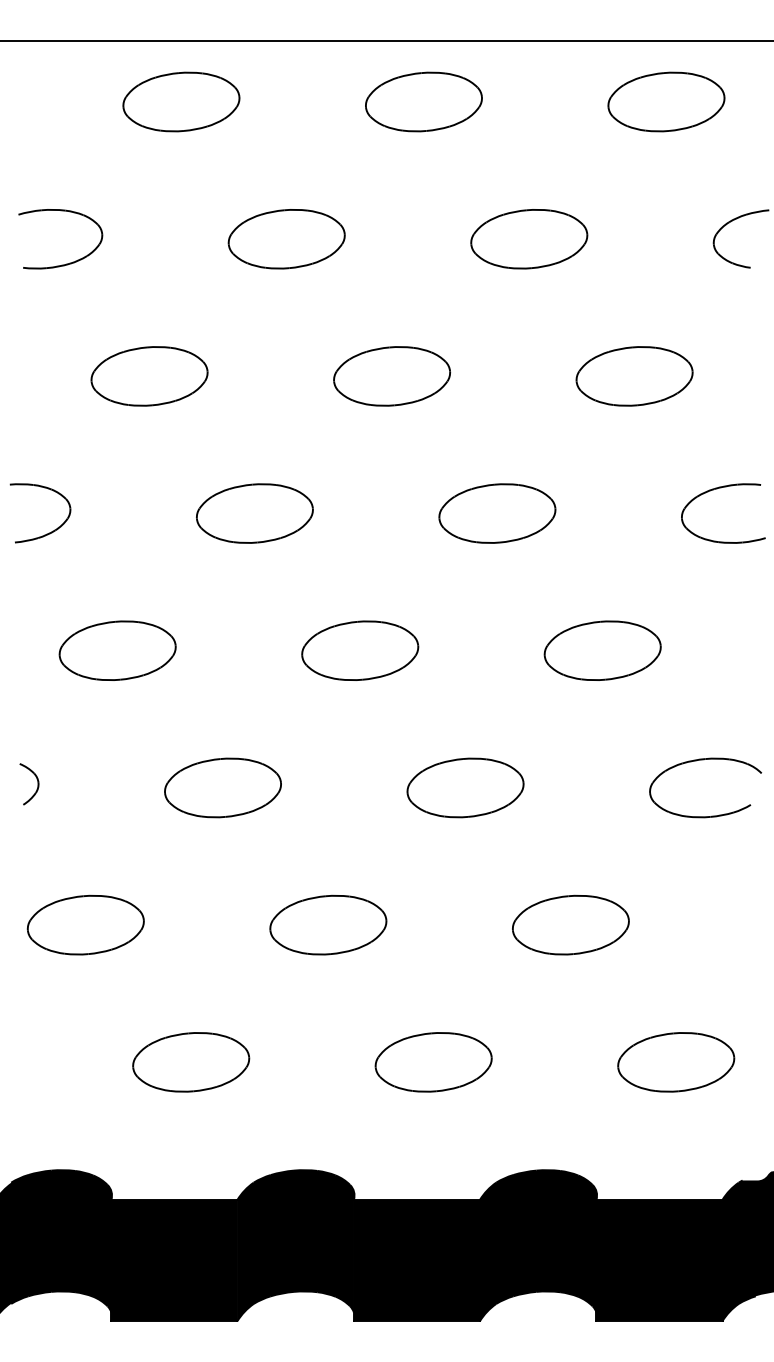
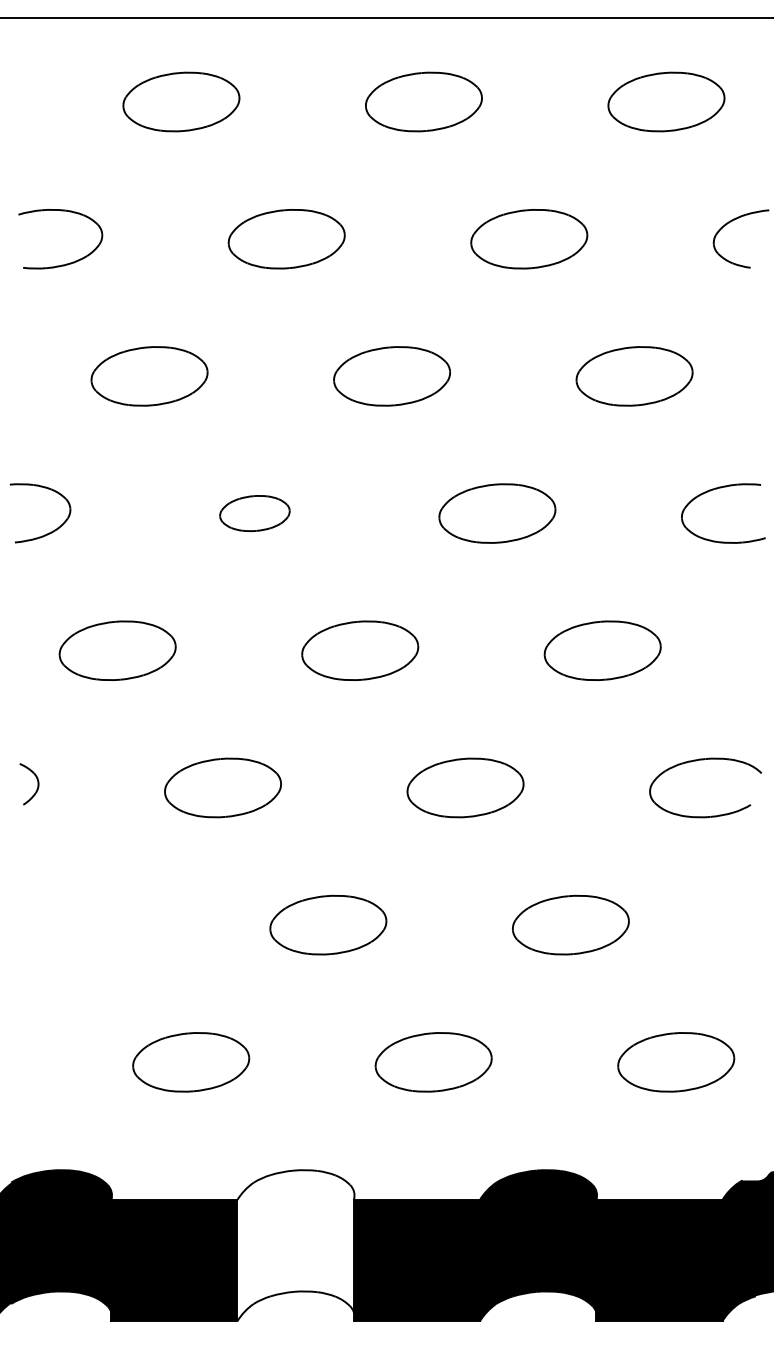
line position: (386, 40) -> (386, 17) (386, 17)
part size: 118x61 px -> 72x38 px (254, 513)
part: present -> none (85, 924)
fill: present -> none (295, 1245)
